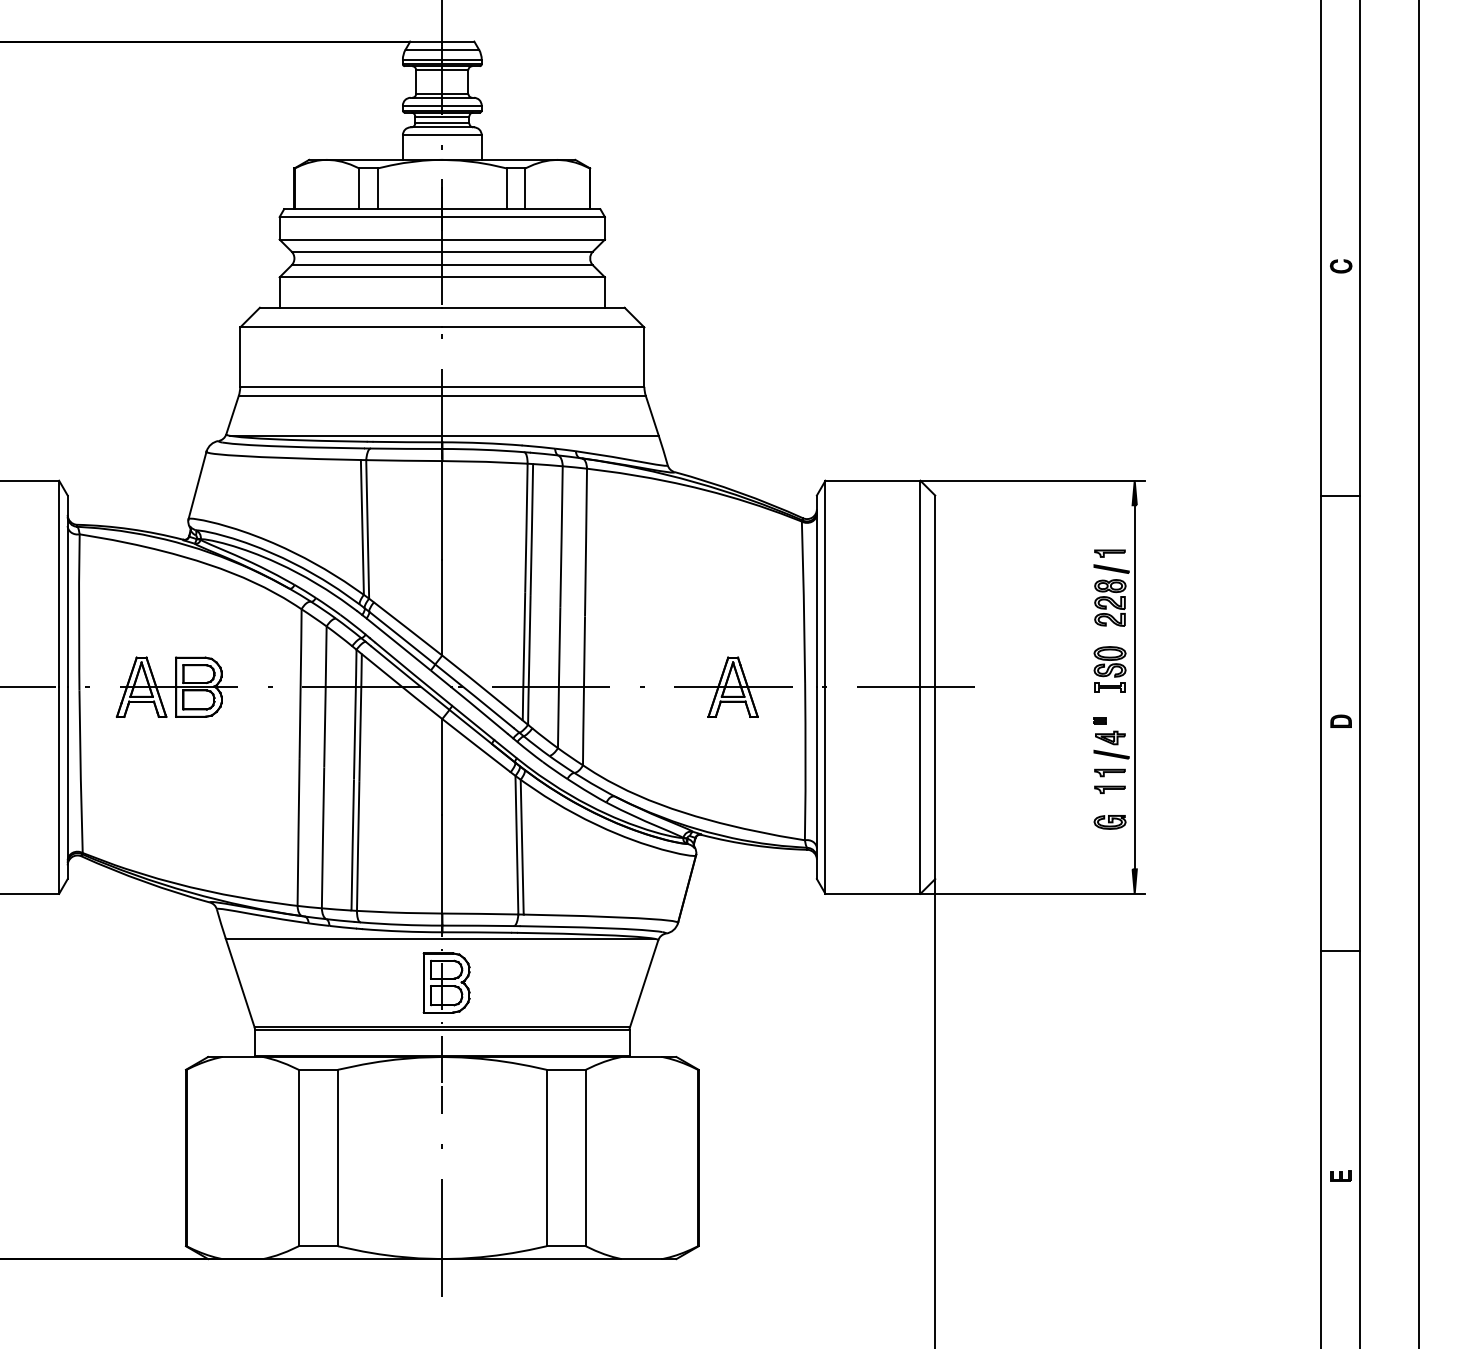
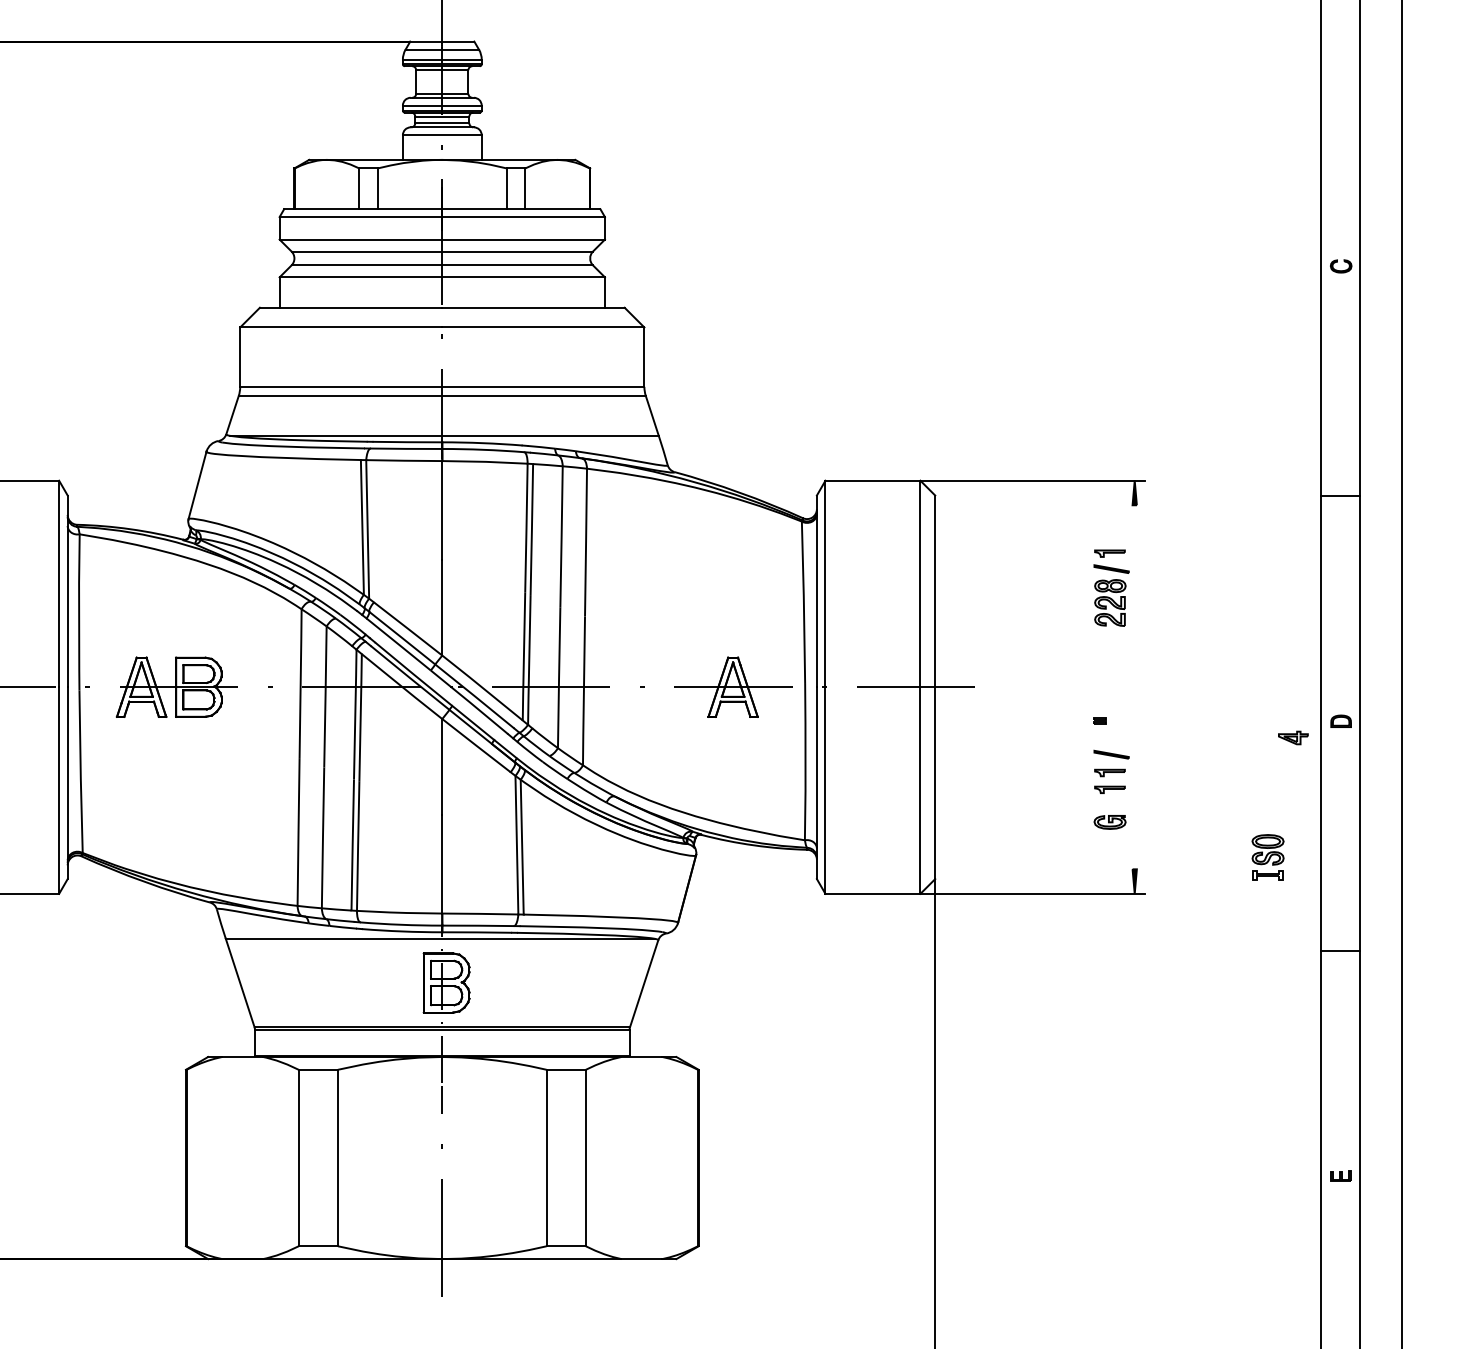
part position: (1109, 669) -> (1267, 857) (1267, 857)
line position: (1419, 673) -> (1402, 673) (1402, 673)
line: present -> none (1134, 687)
part position: (1110, 737) -> (1293, 737) (1293, 737)
